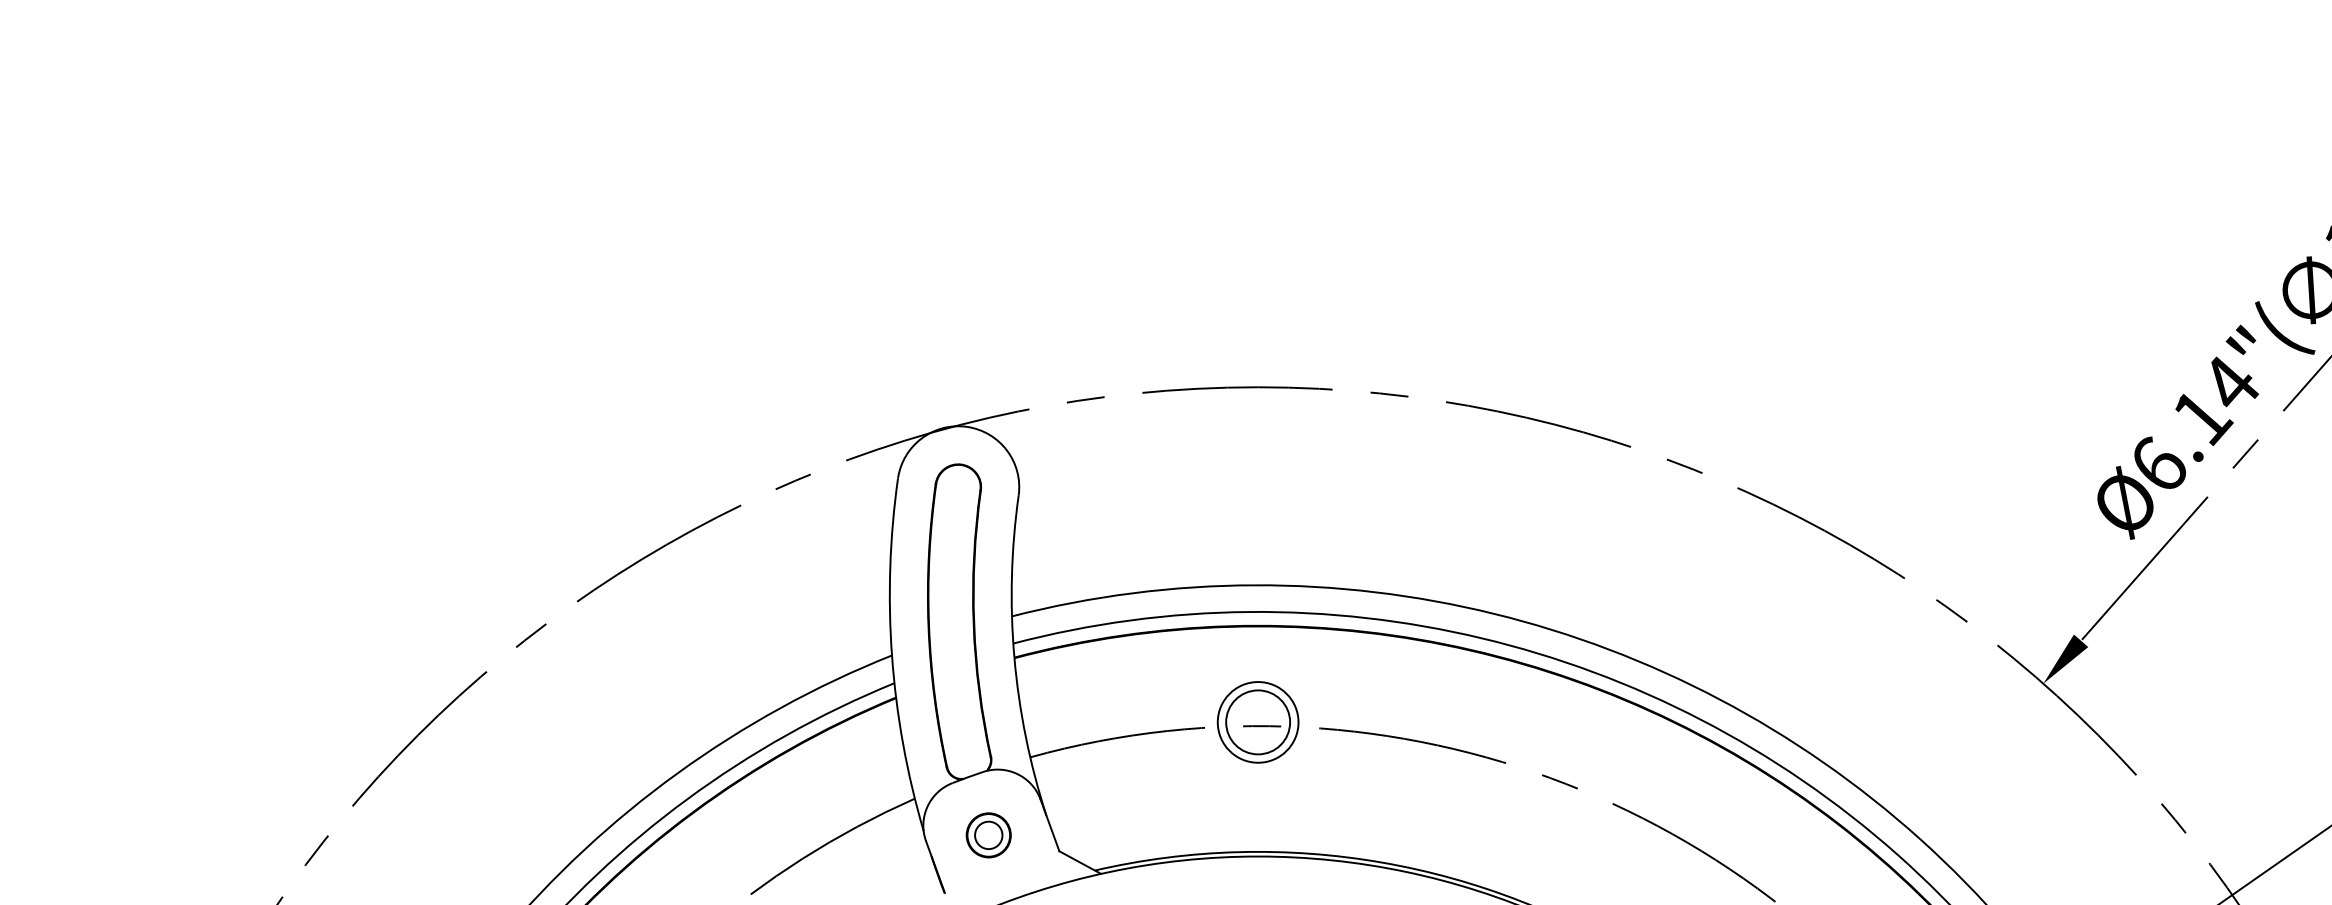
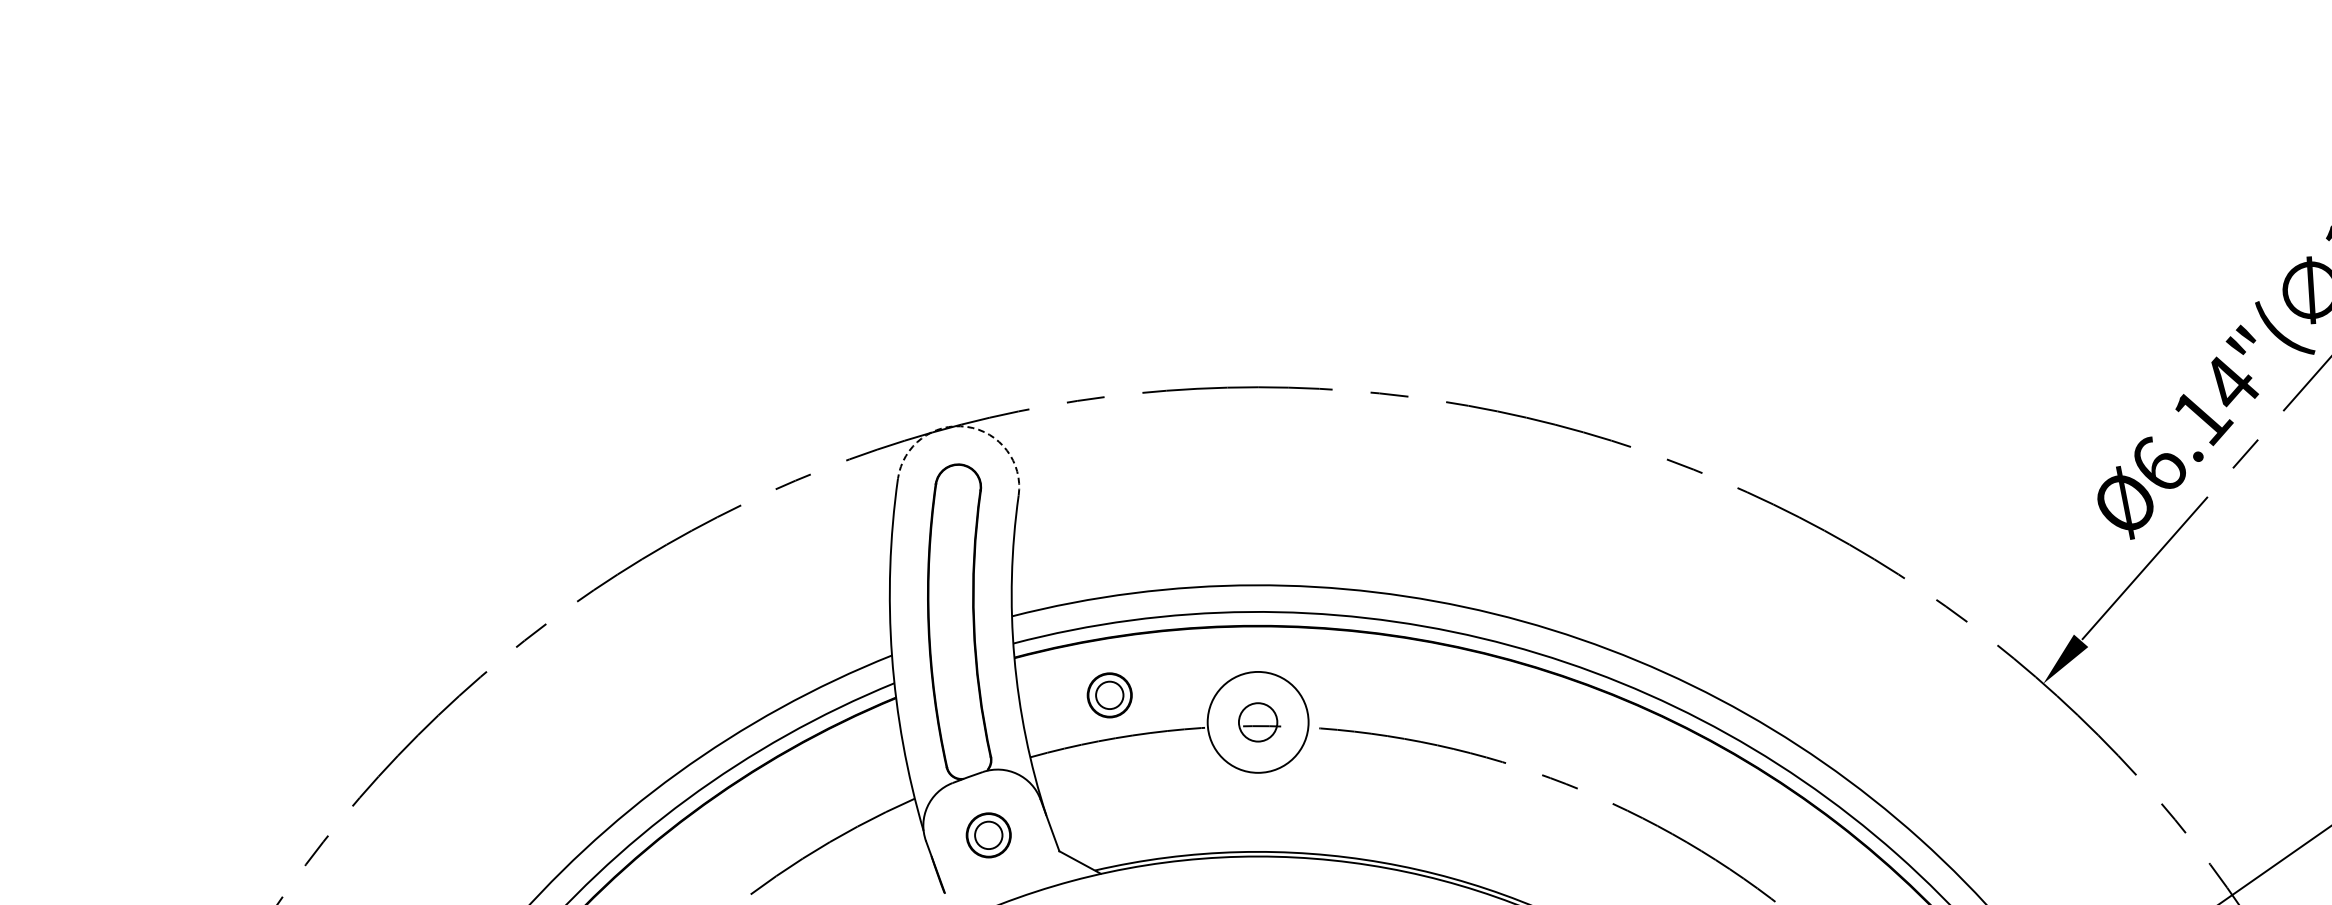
arc: solid -> dashed (966, 426)
part: none -> present (1109, 695)
circle diameter: 81 px -> 101 px (1257, 721)
circle diameter: 64 px -> 38 px (1257, 722)
